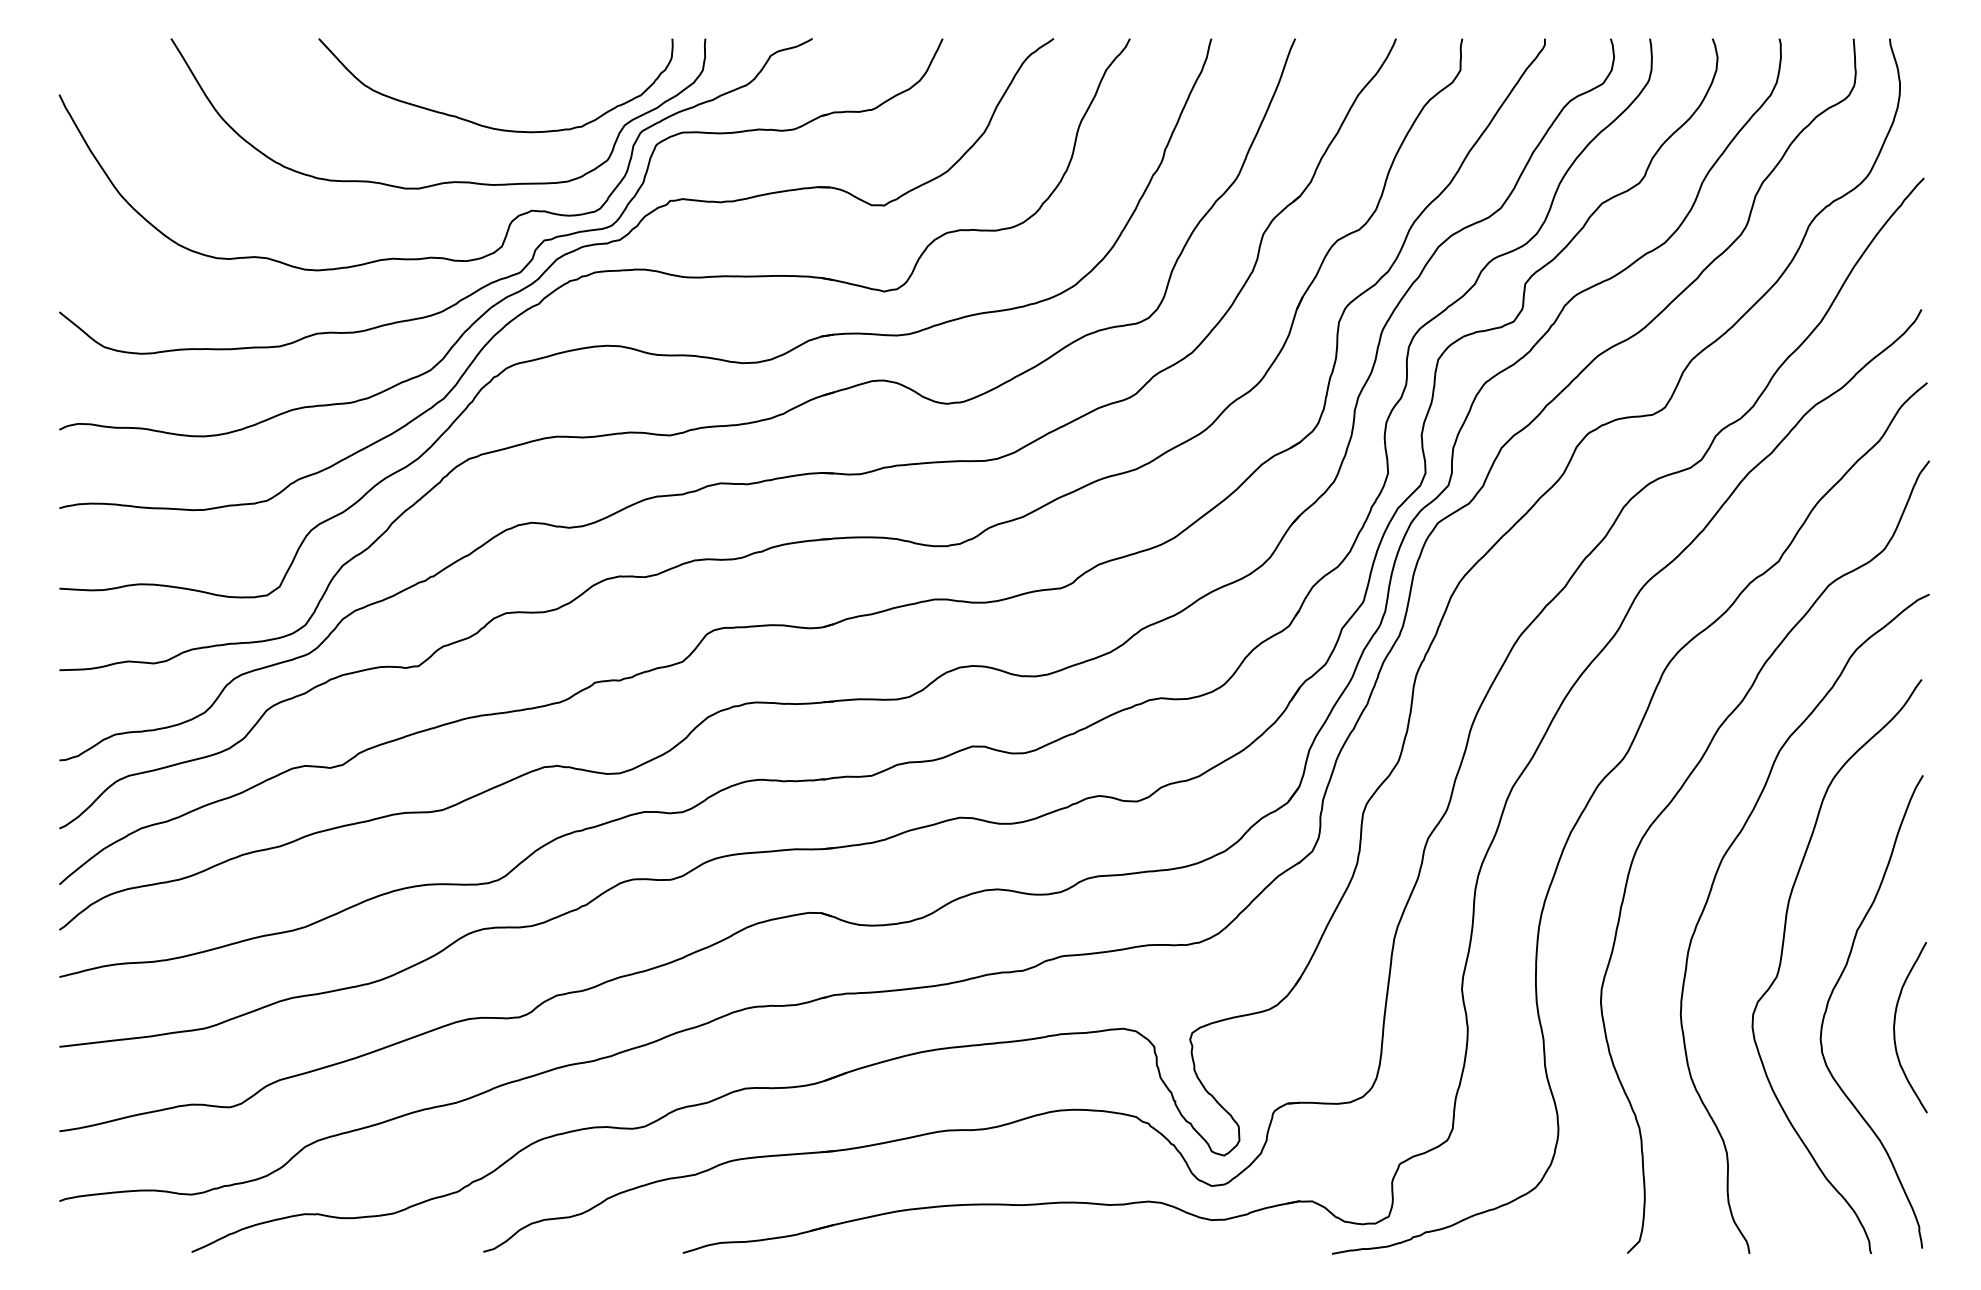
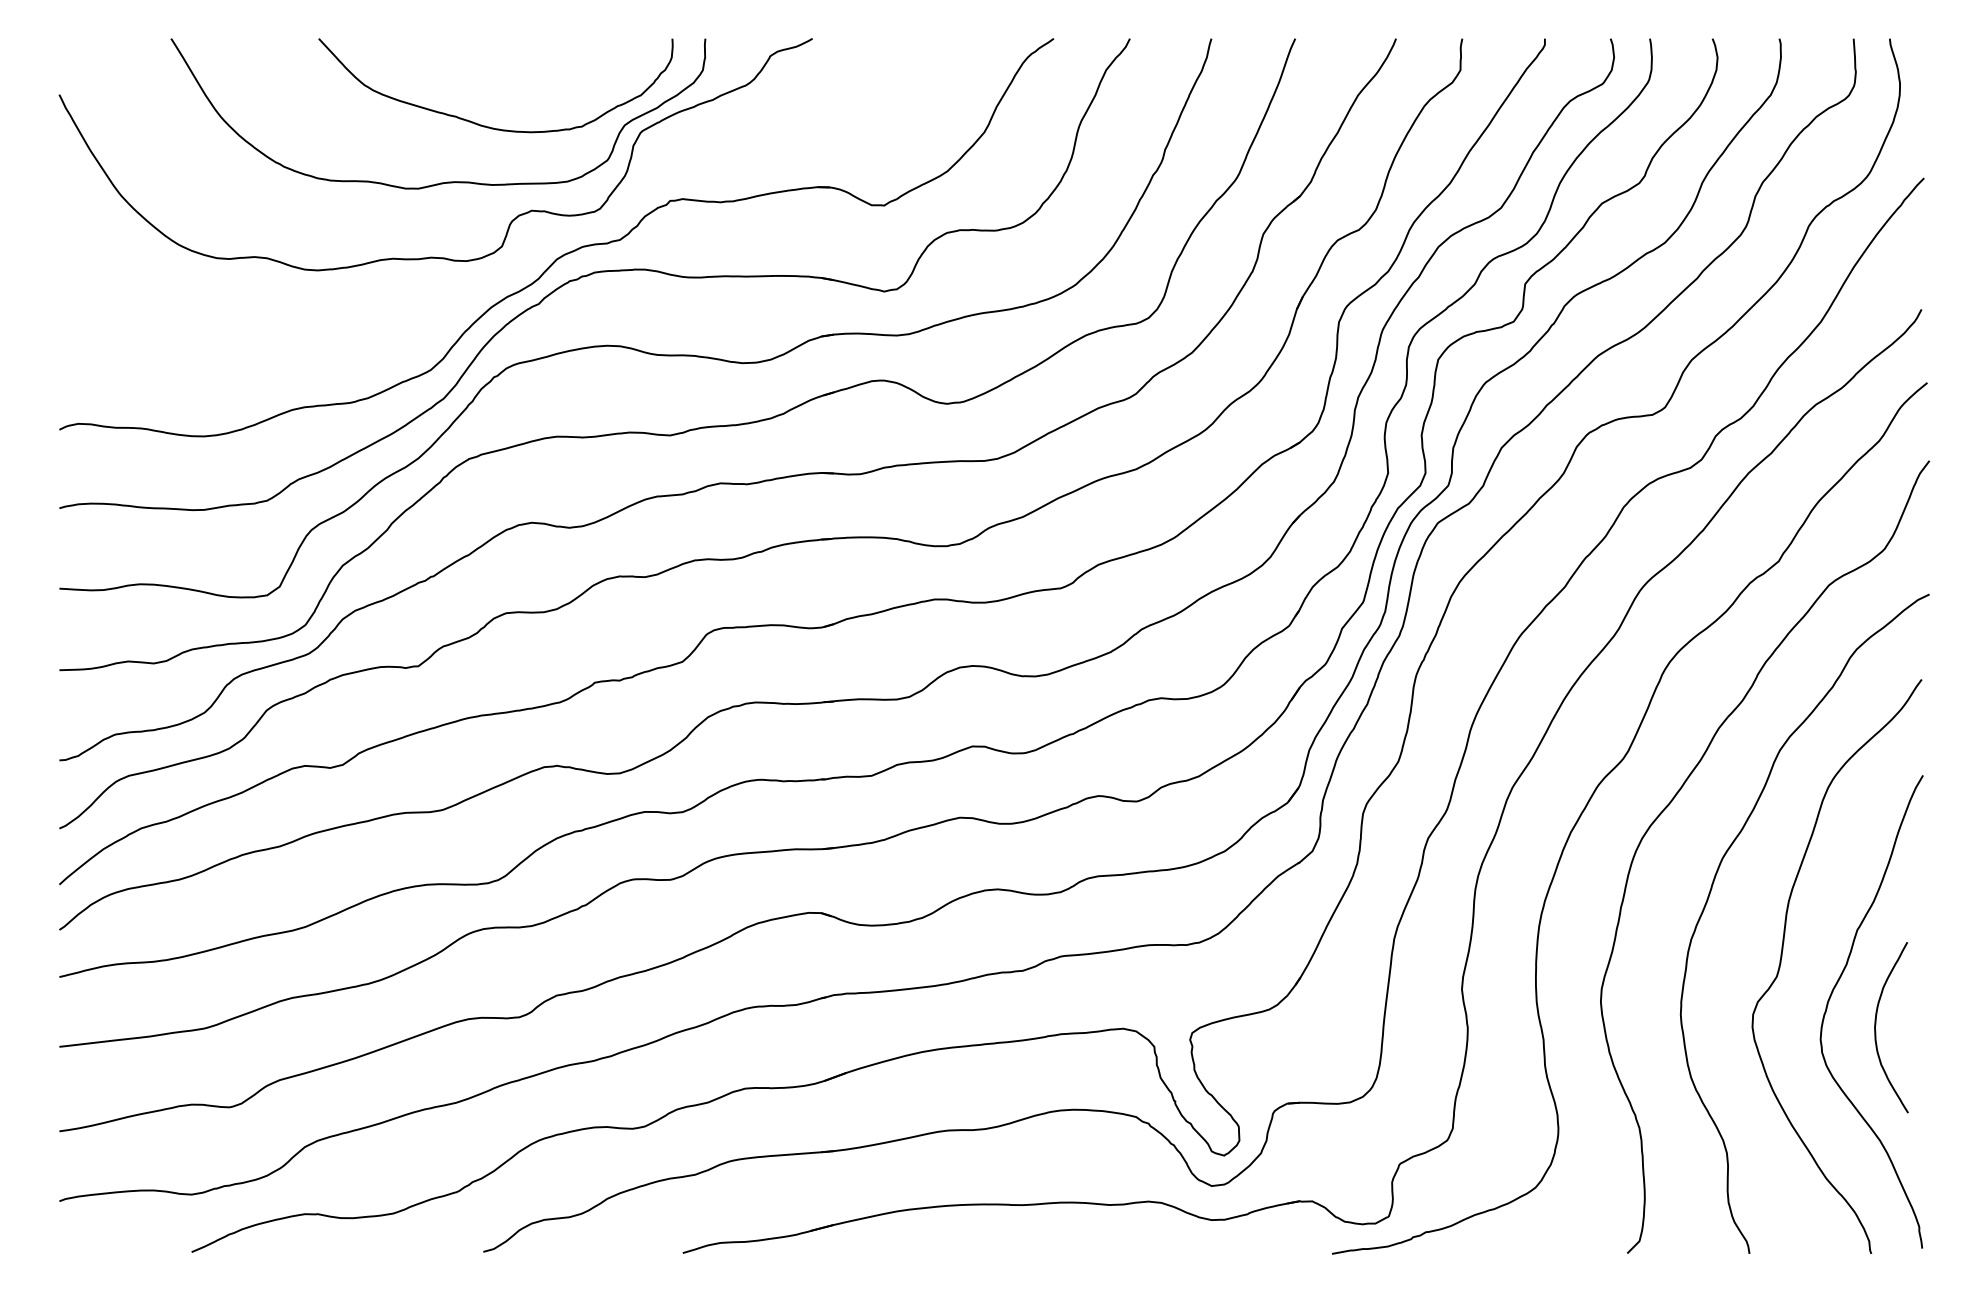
part: present -> none (543, 239)
curve position: (1895, 1025) -> (1876, 1025) (1876, 1025)
